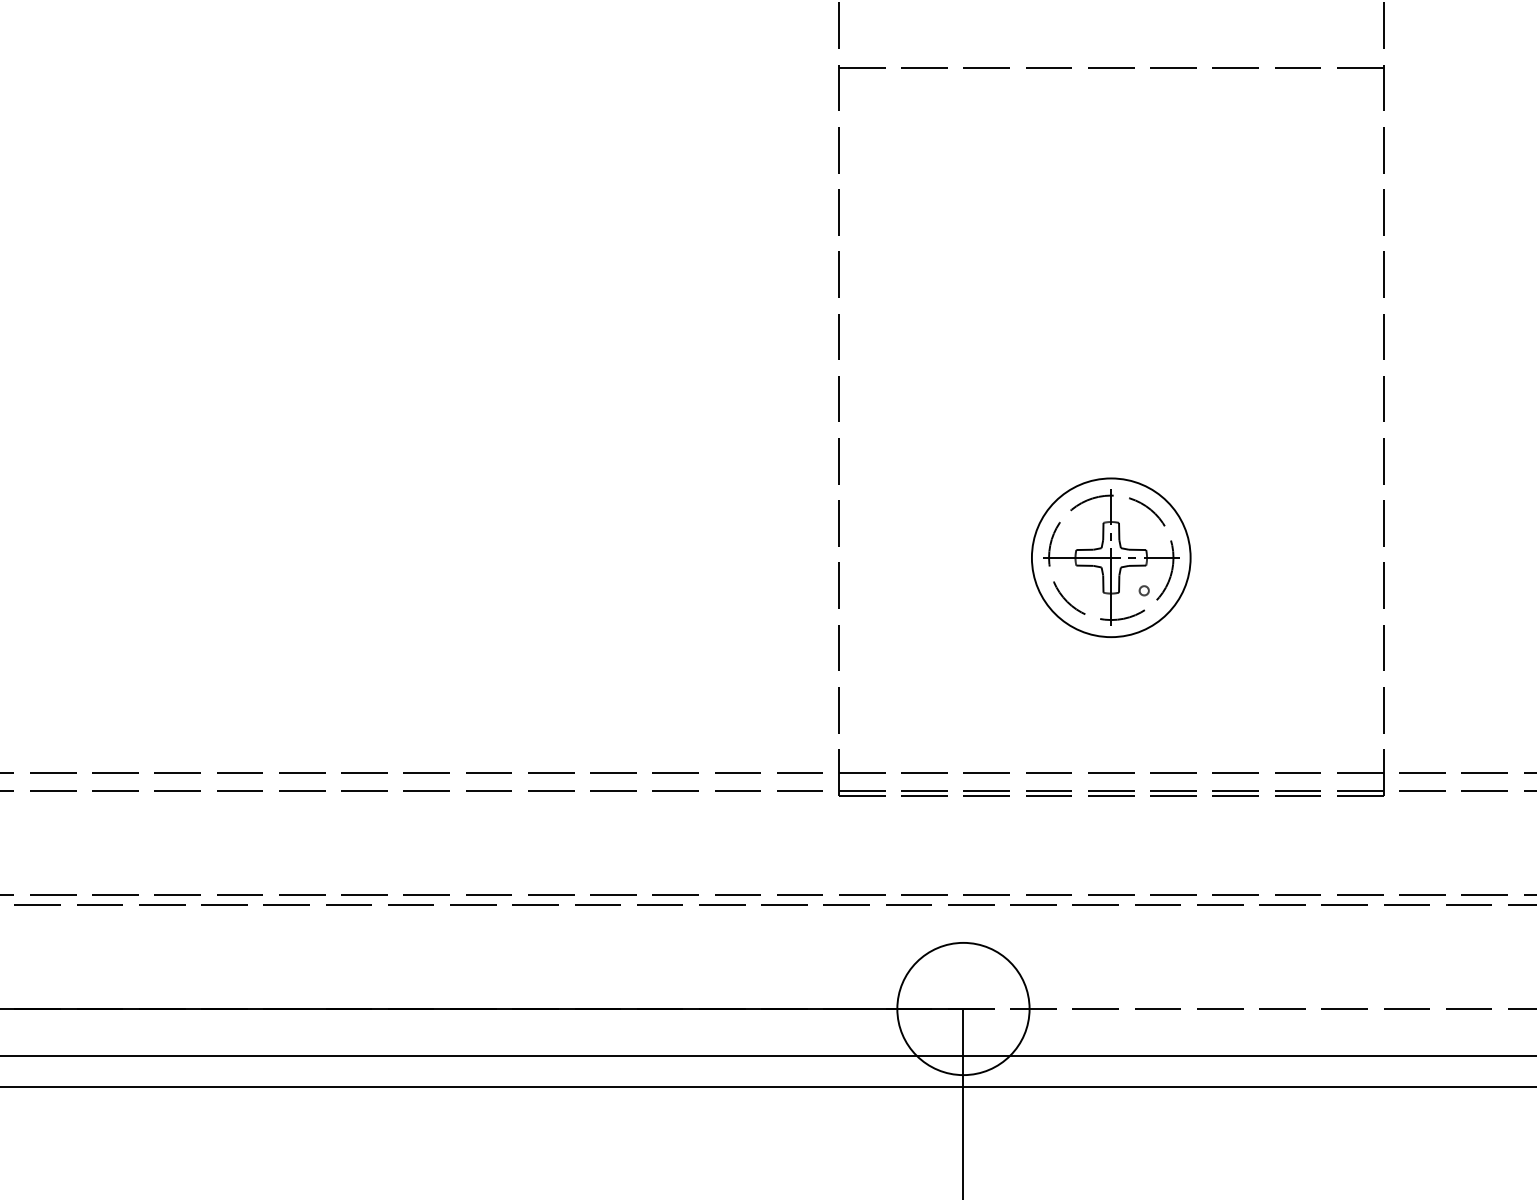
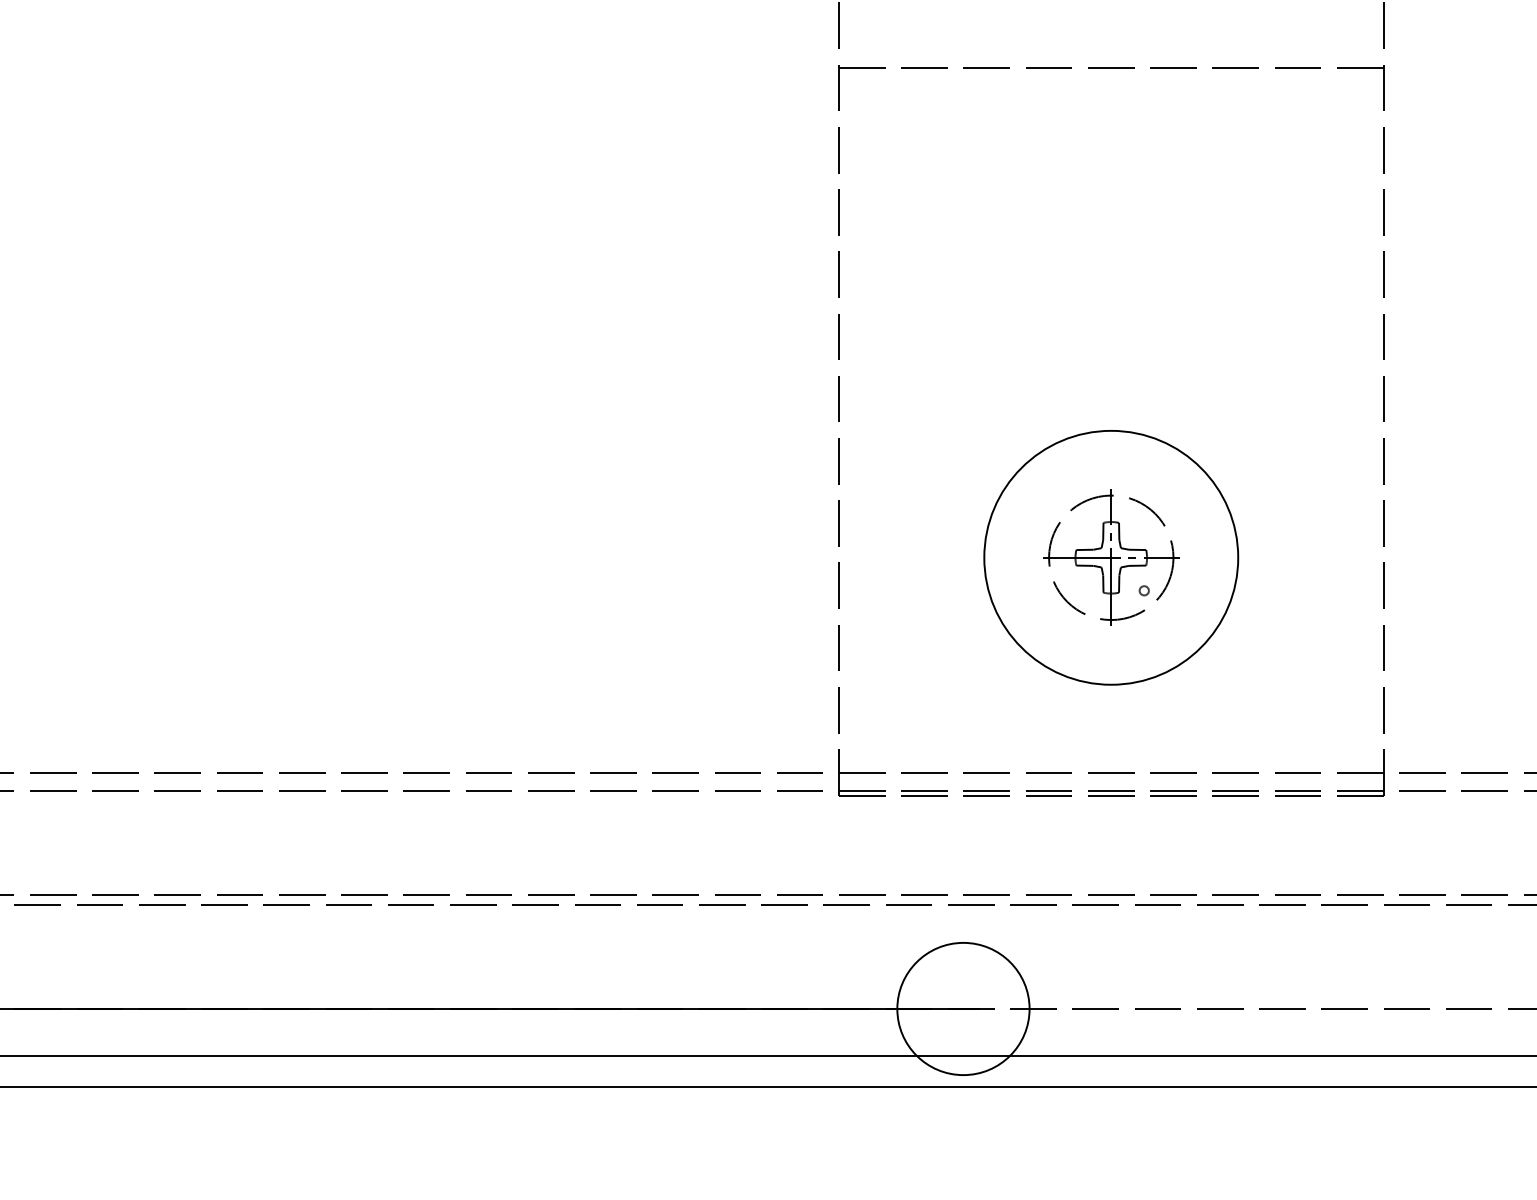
circle diameter: 159 px -> 254 px (1111, 557)
line: present -> none (963, 1102)
